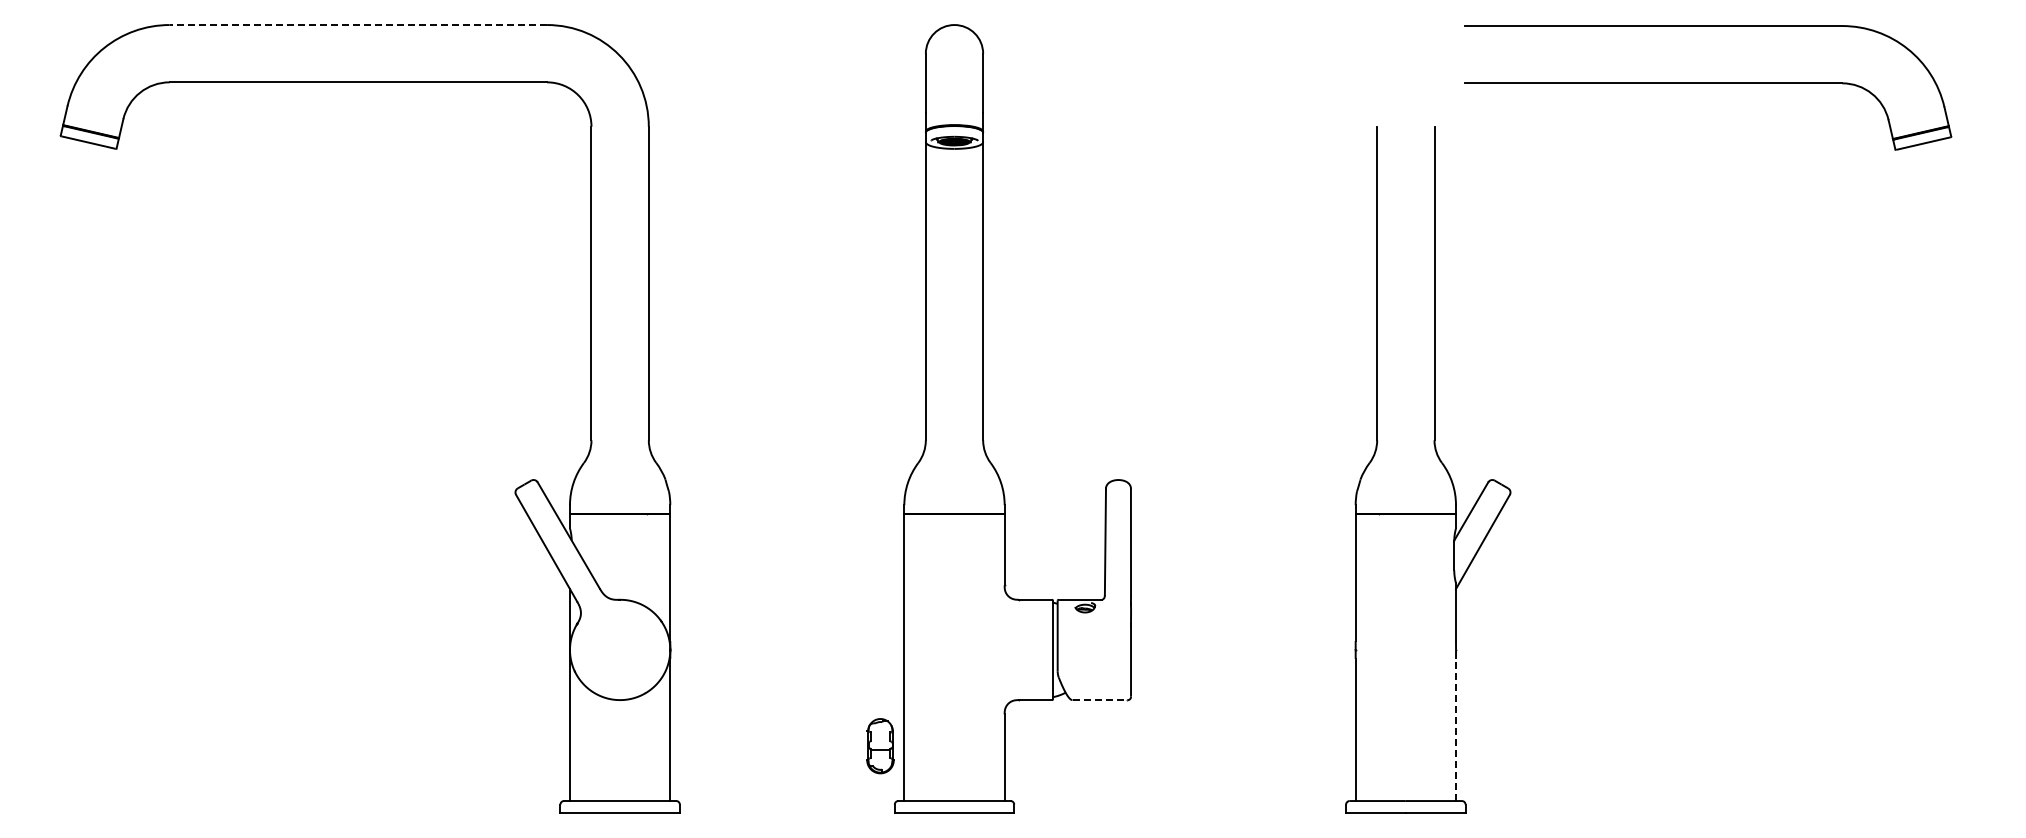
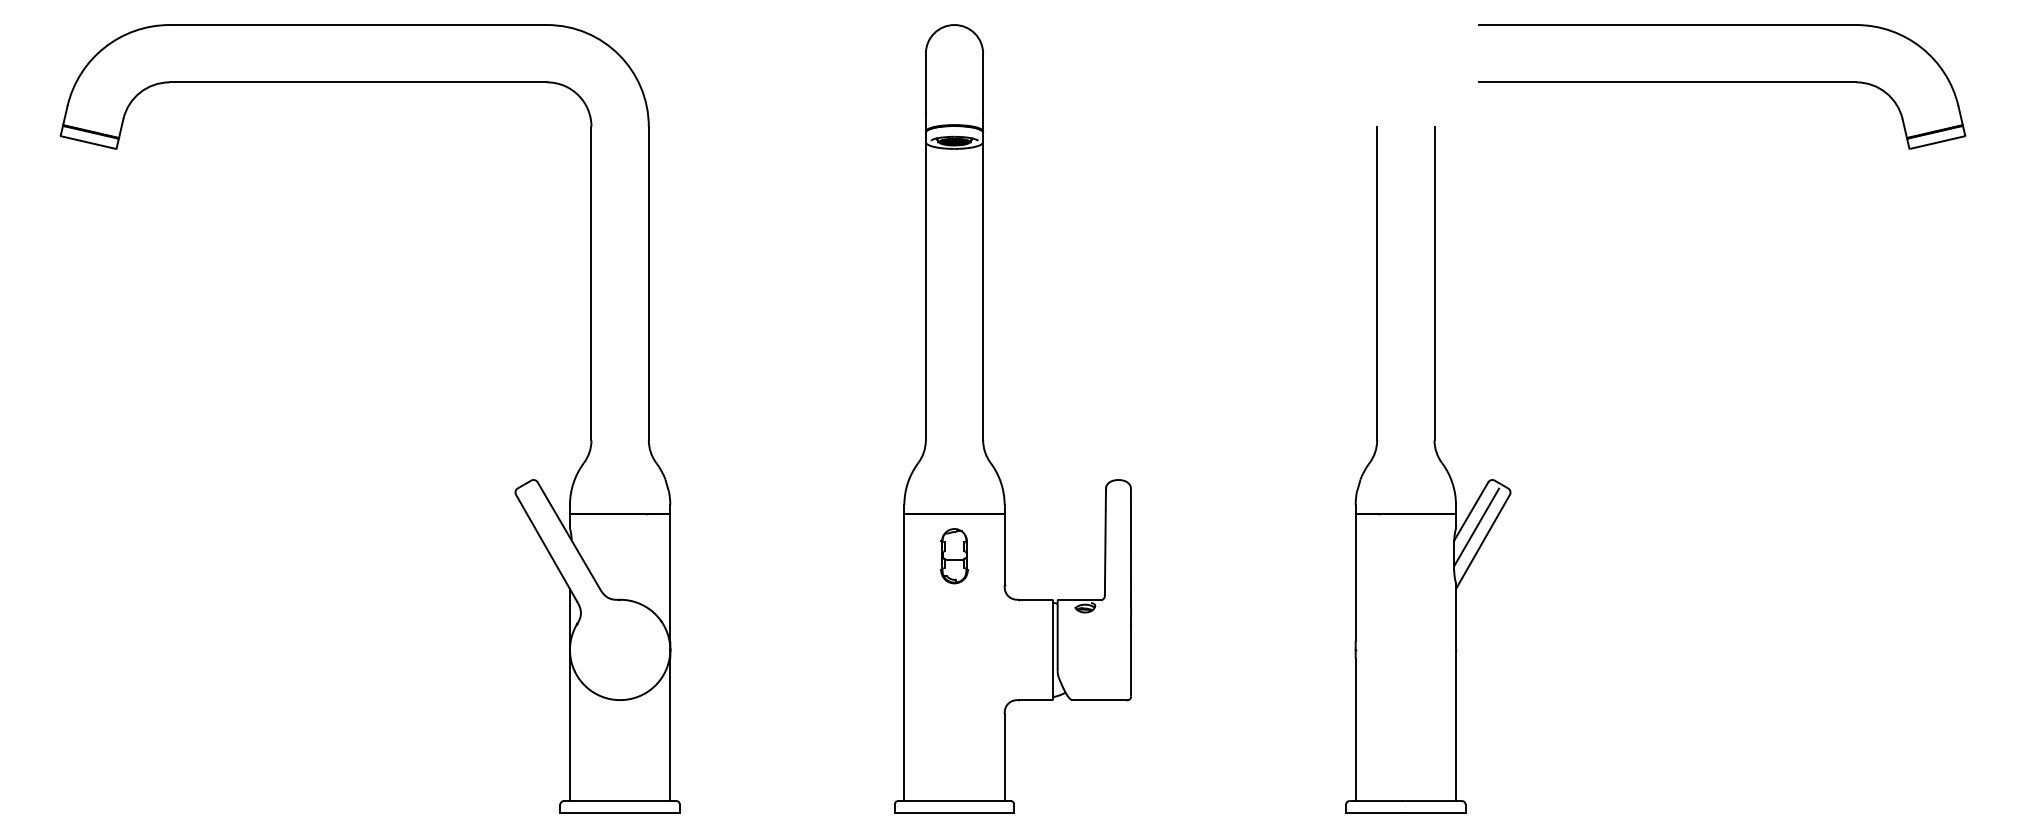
line: dashed -> solid (358, 25)
part position: (1708, 87) -> (1722, 86) (1722, 86)
line: none -> present (1476, 527)
line: dashed -> solid (1100, 700)
line: dashed -> solid (1456, 730)
part position: (880, 746) -> (954, 556) (954, 556)
